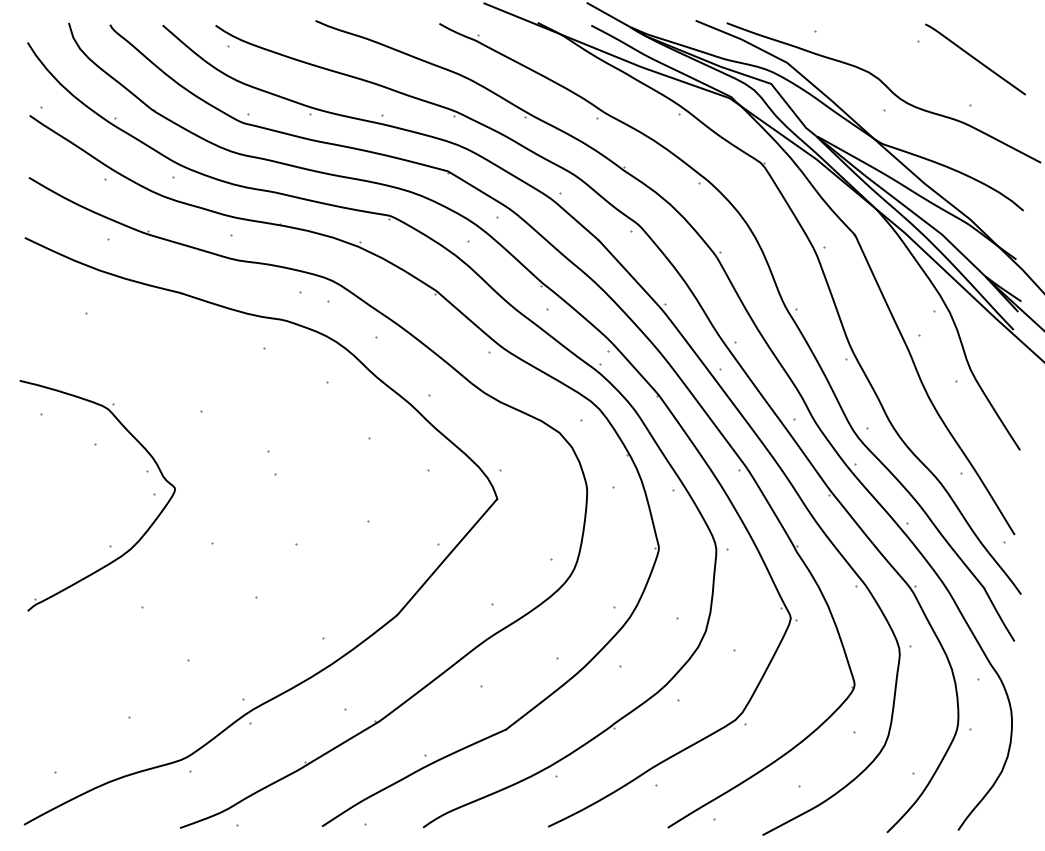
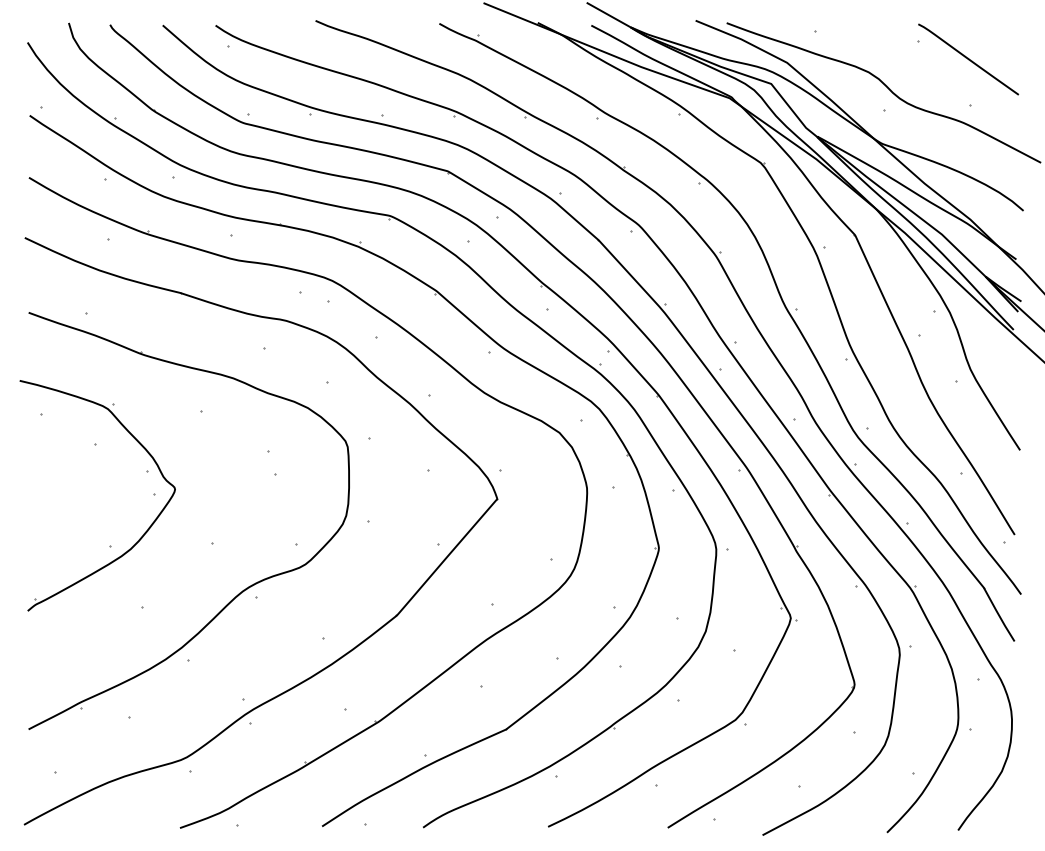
line position: (975, 59) -> (968, 59) (968, 59)
part: none -> present (239, 592)
